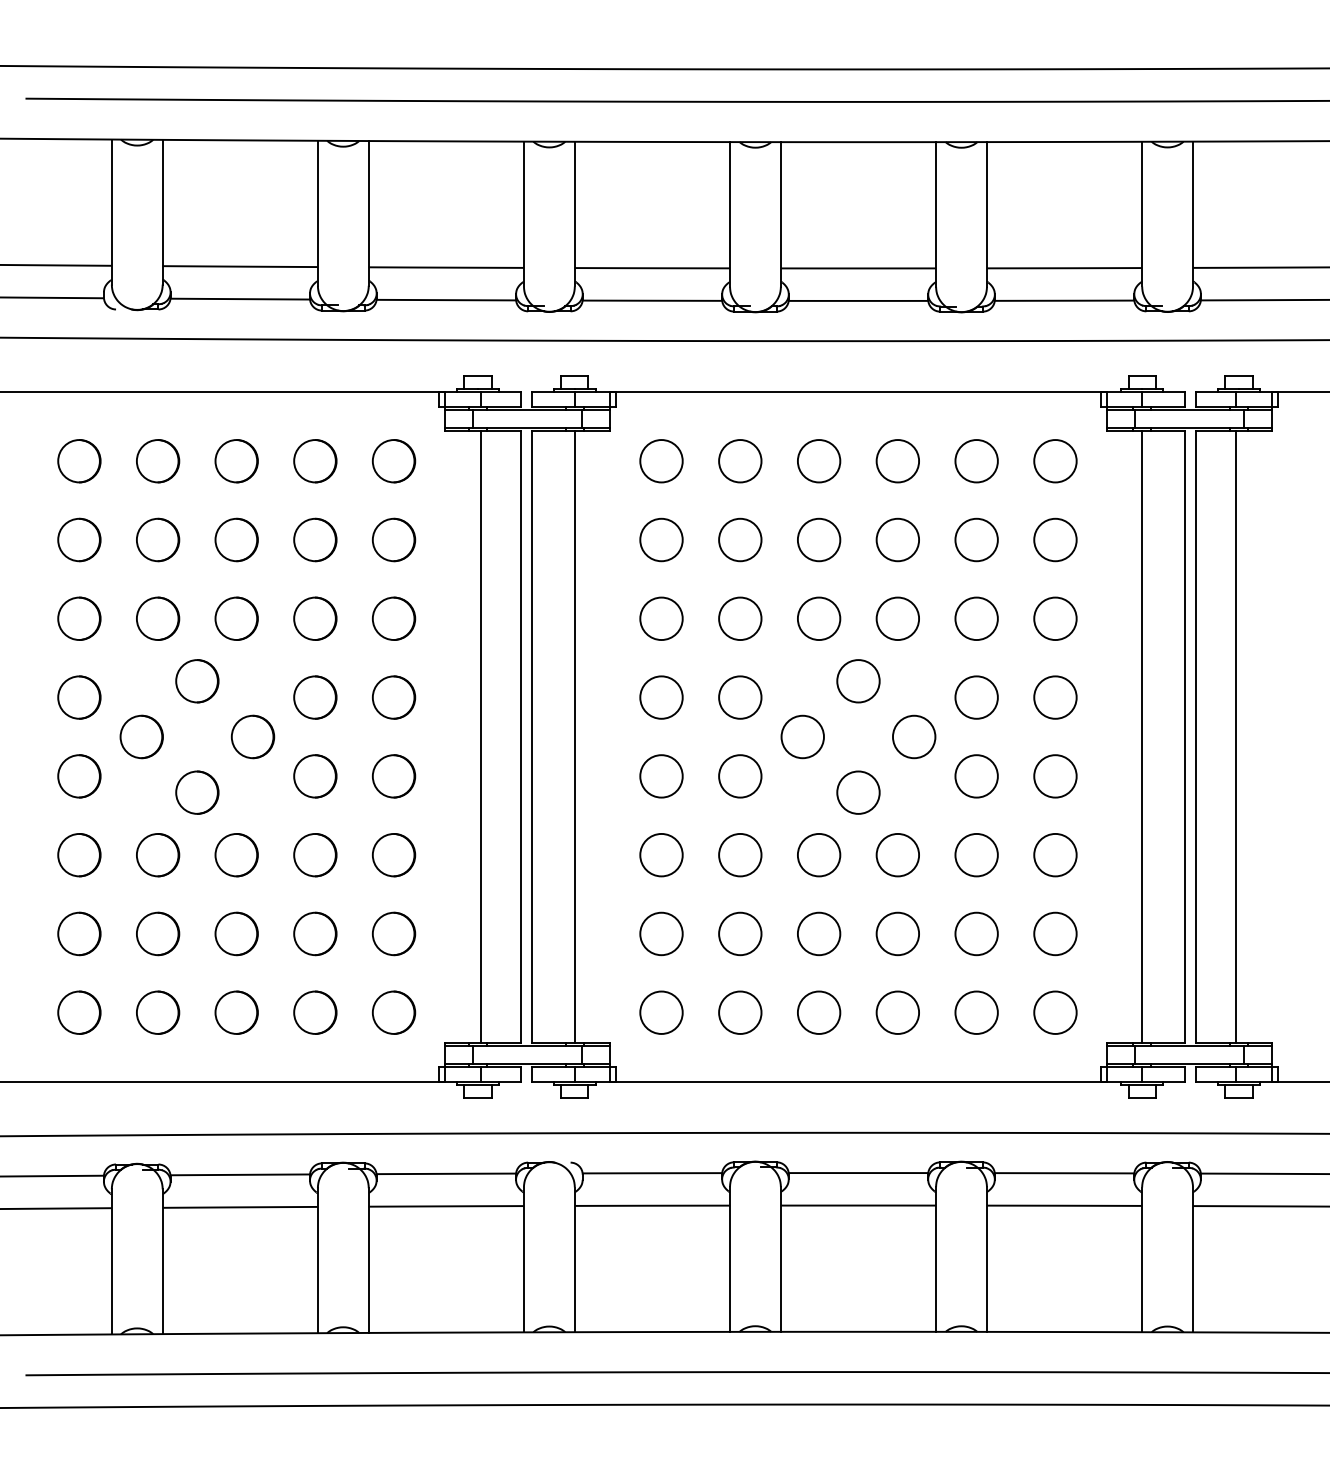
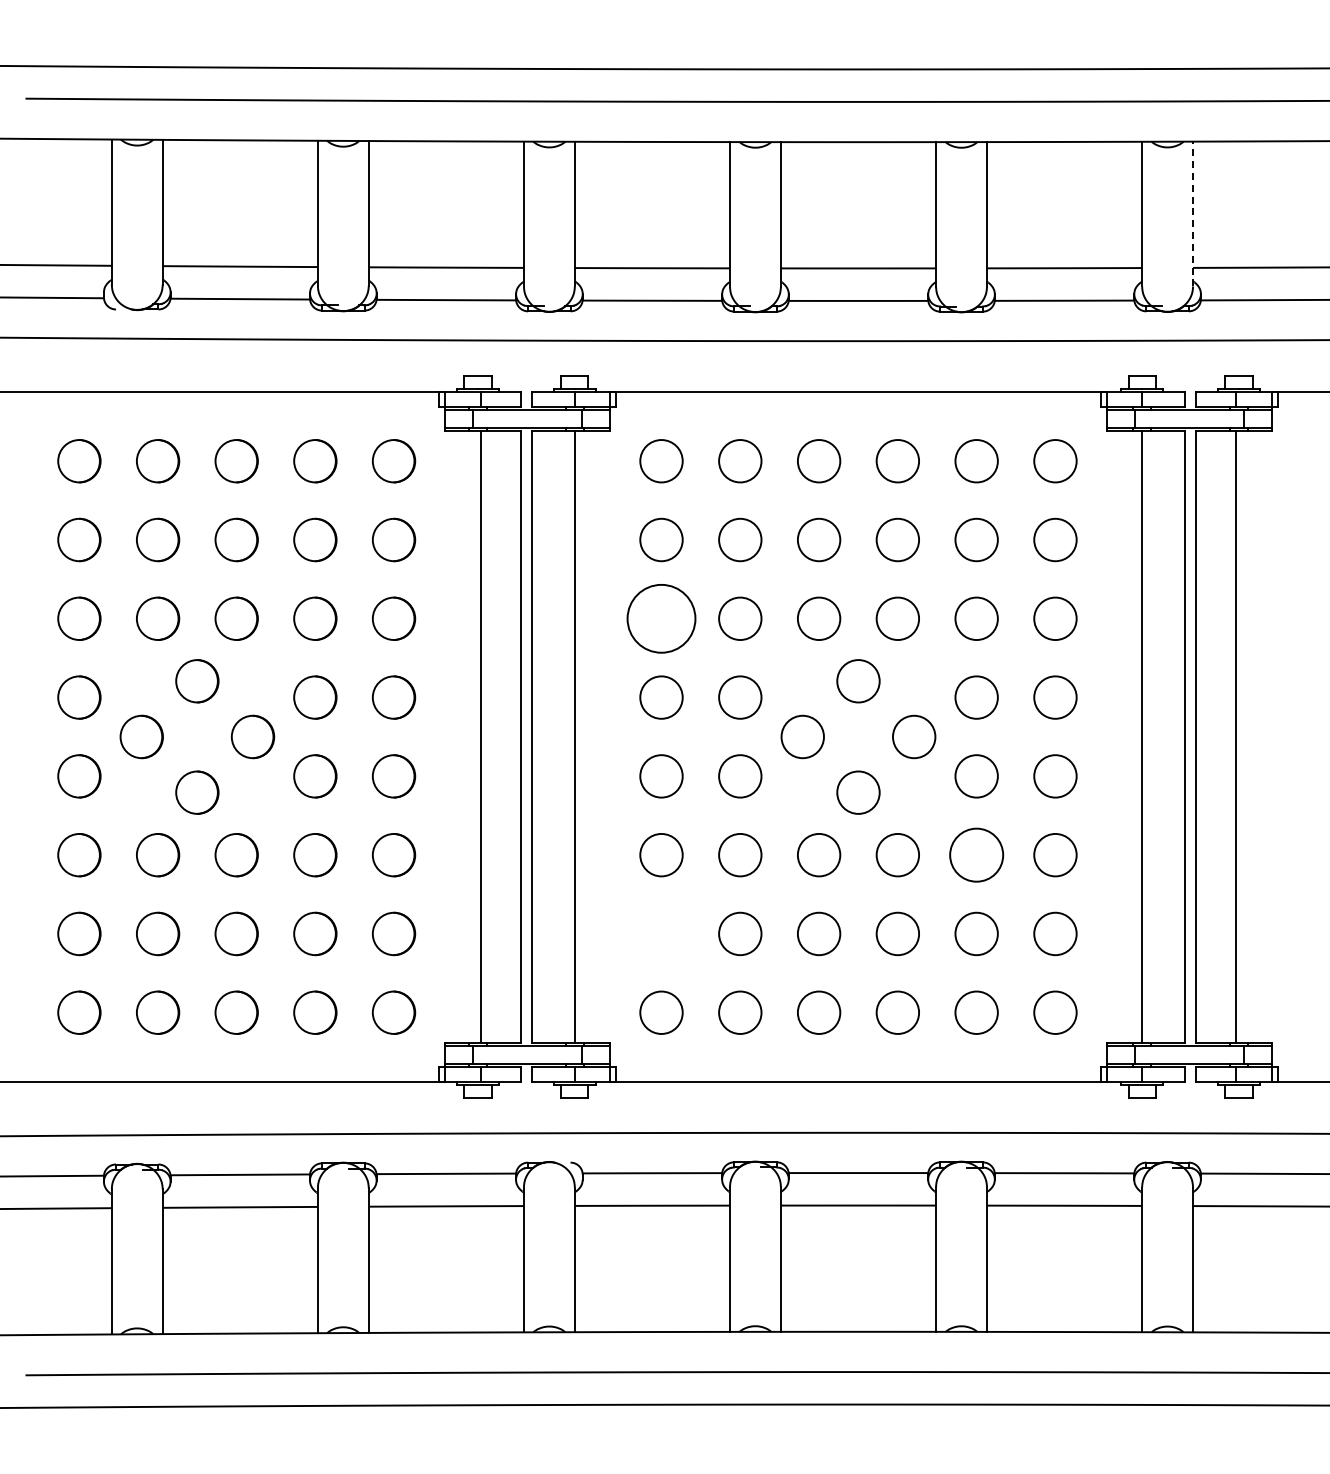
line: solid -> dashed (1193, 213)
circle diameter: 42 px -> 68 px (661, 618)
circle diameter: 42 px -> 53 px (976, 854)
circle: present -> none (661, 933)
